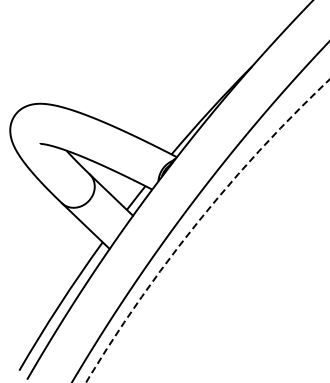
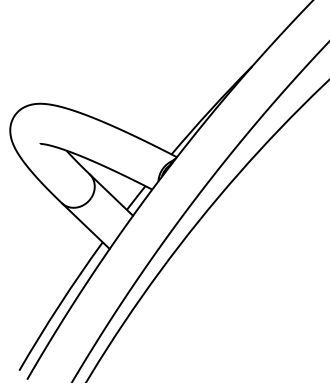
arc: dashed -> solid (198, 221)
